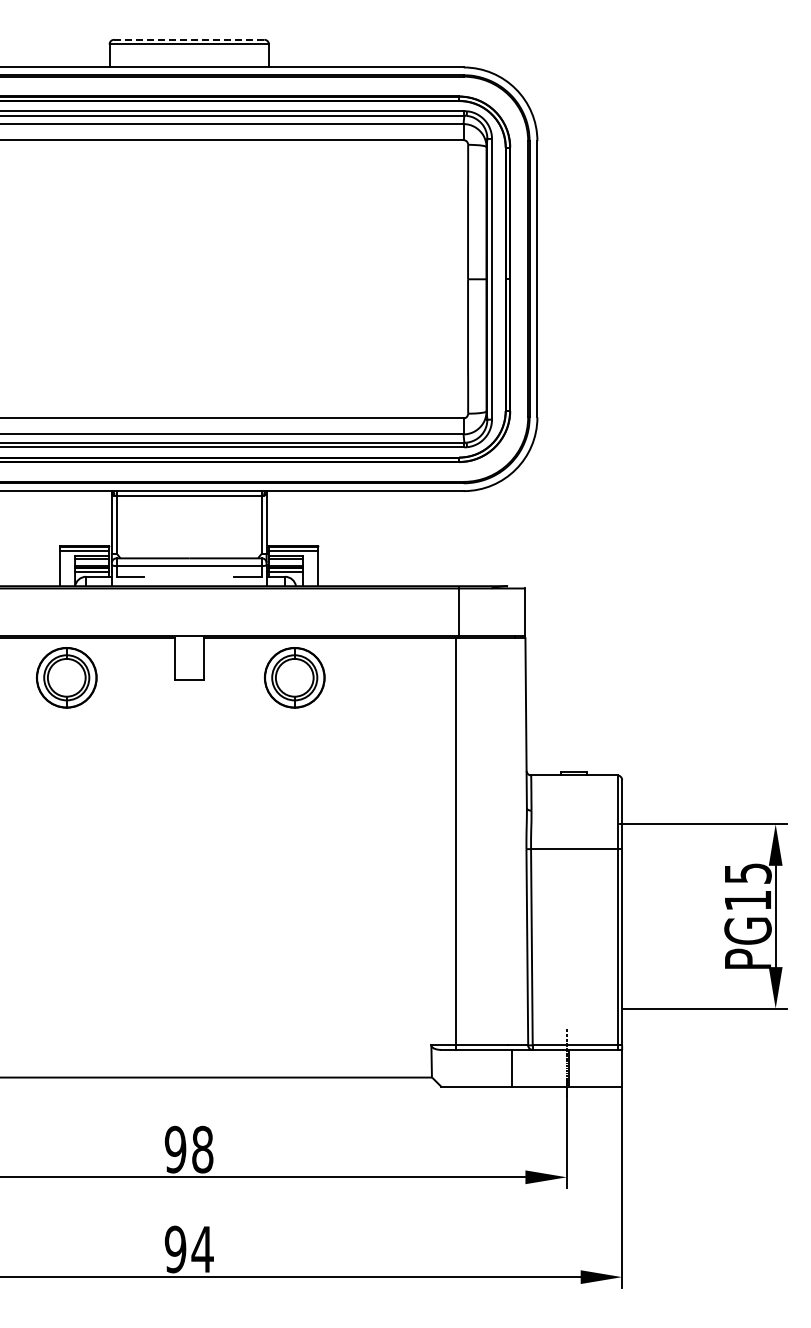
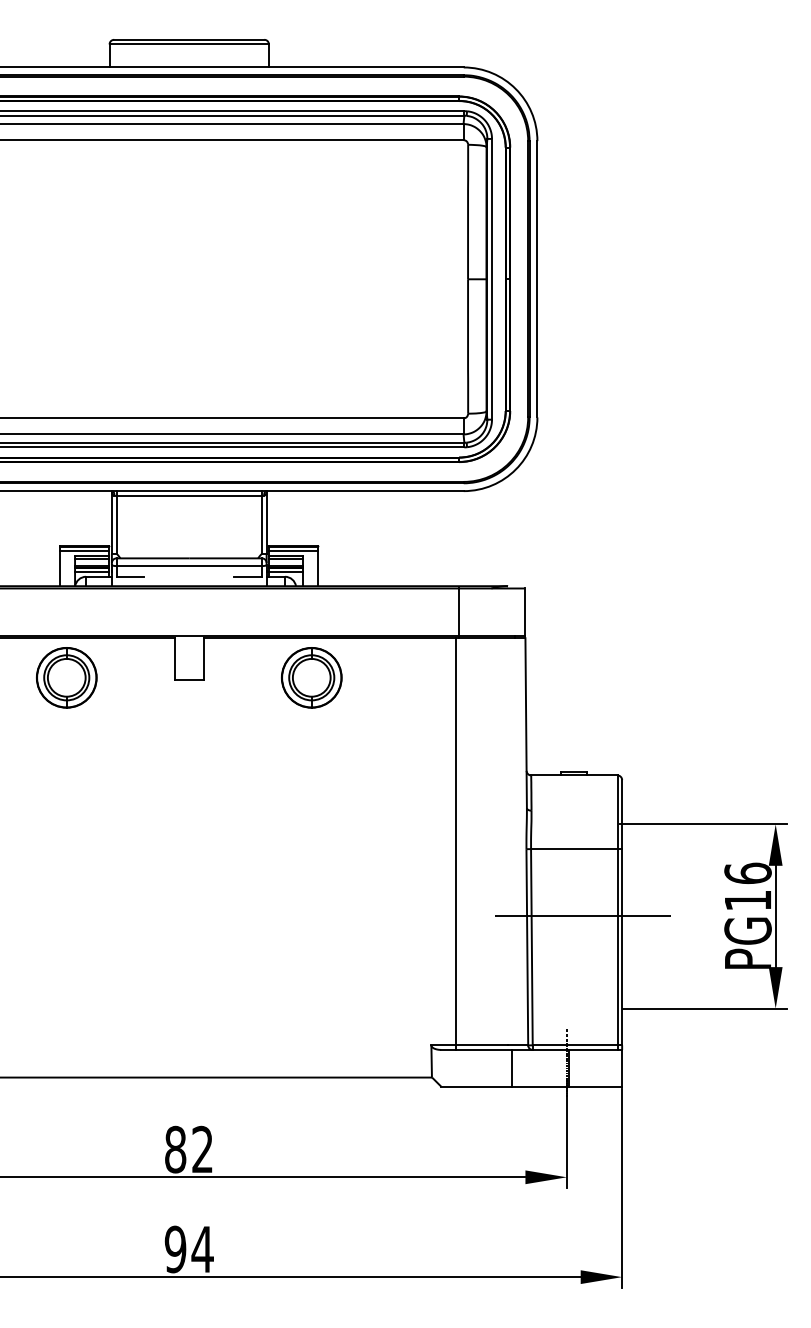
line: dashed -> solid (189, 39)
part position: (294, 677) -> (311, 677) (311, 677)
text: PG15 -> PG16 (747, 873)
line: none -> present (582, 916)
text: 98 -> 82 (188, 1149)
